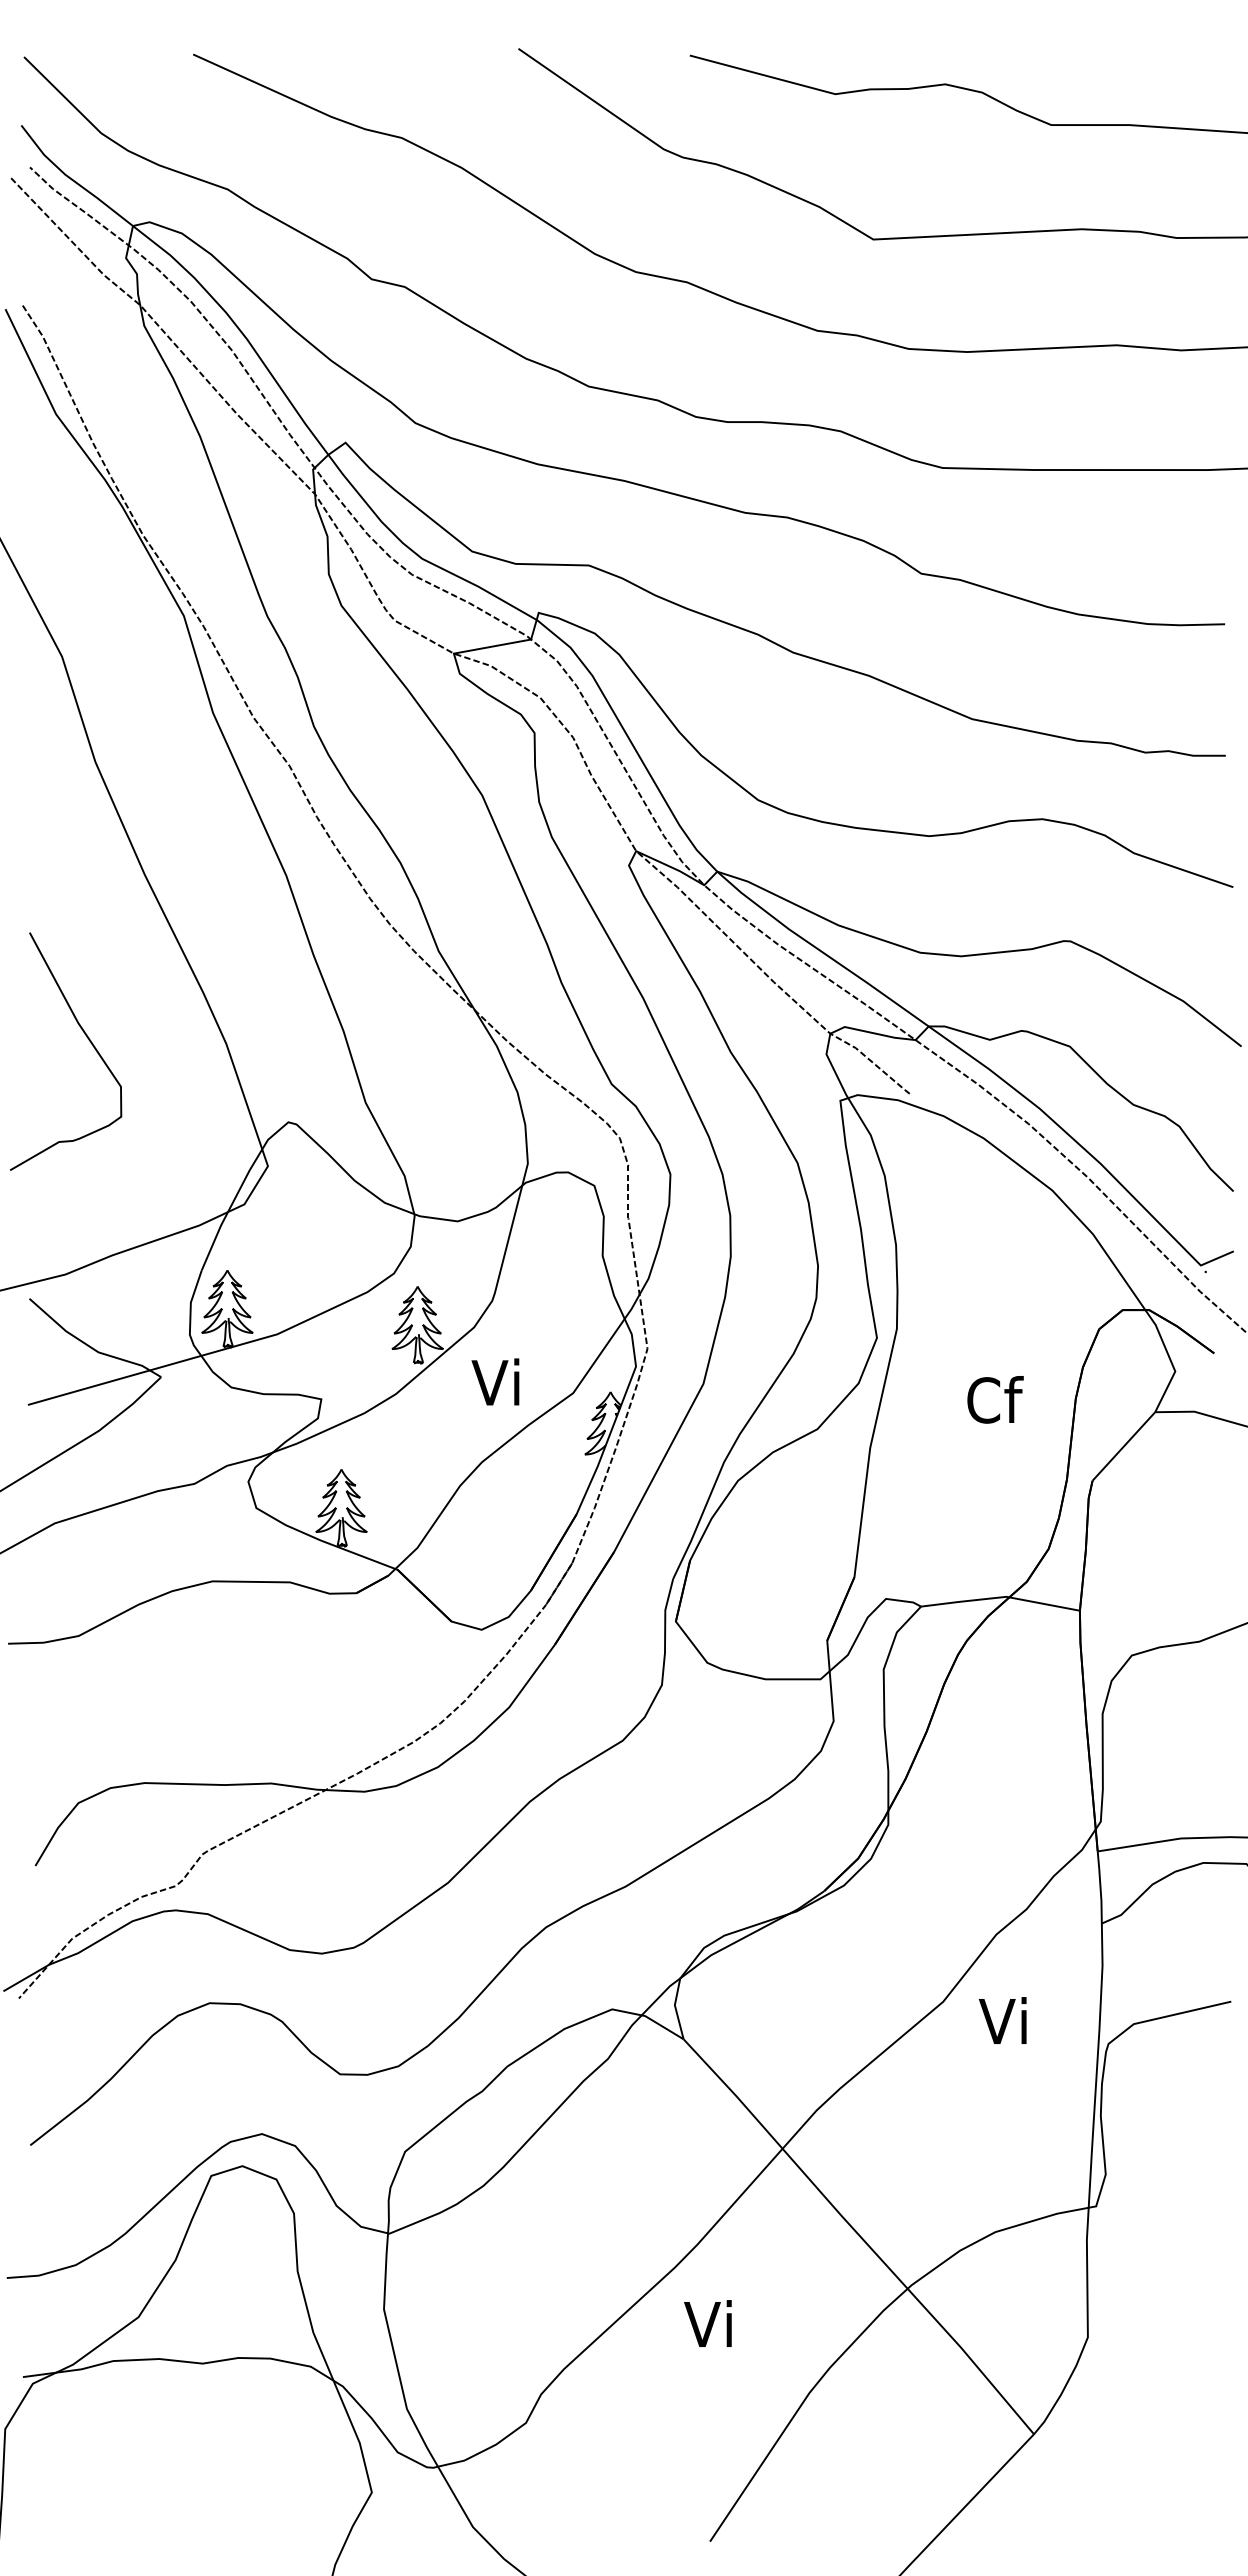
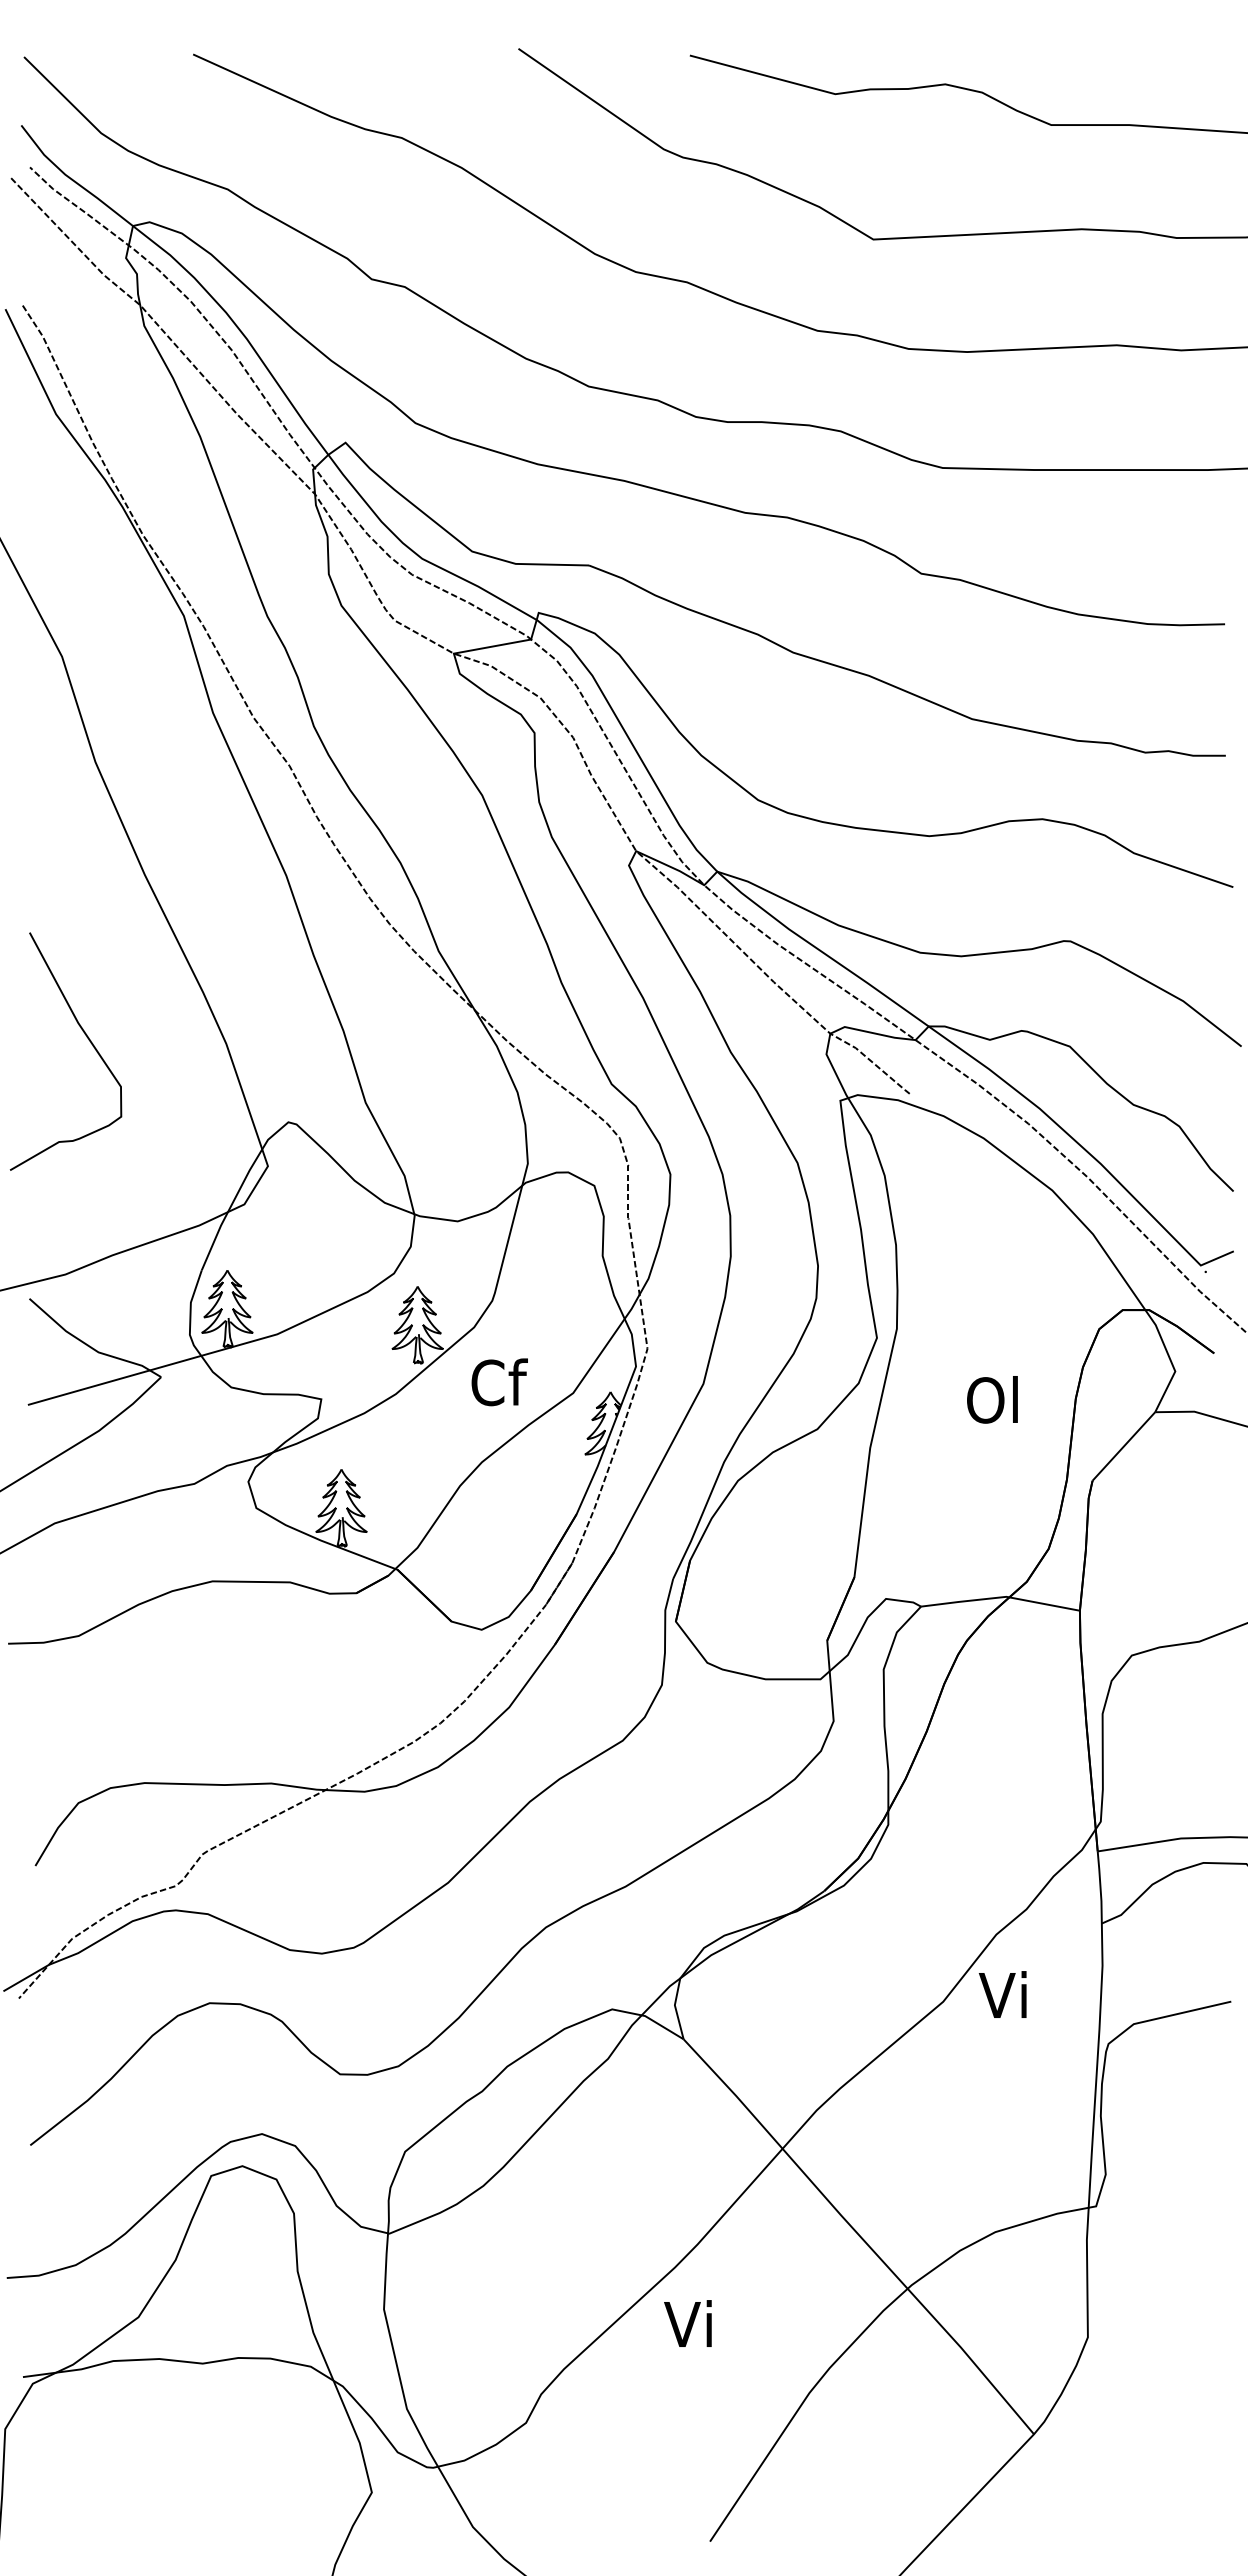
text: Vi -> Cf (499, 1382)
text: Cf -> Ol (995, 1399)
text position: (1002, 2020) -> (1002, 1994) (1002, 1994)
text position: (707, 2323) -> (687, 2323) (687, 2323)
